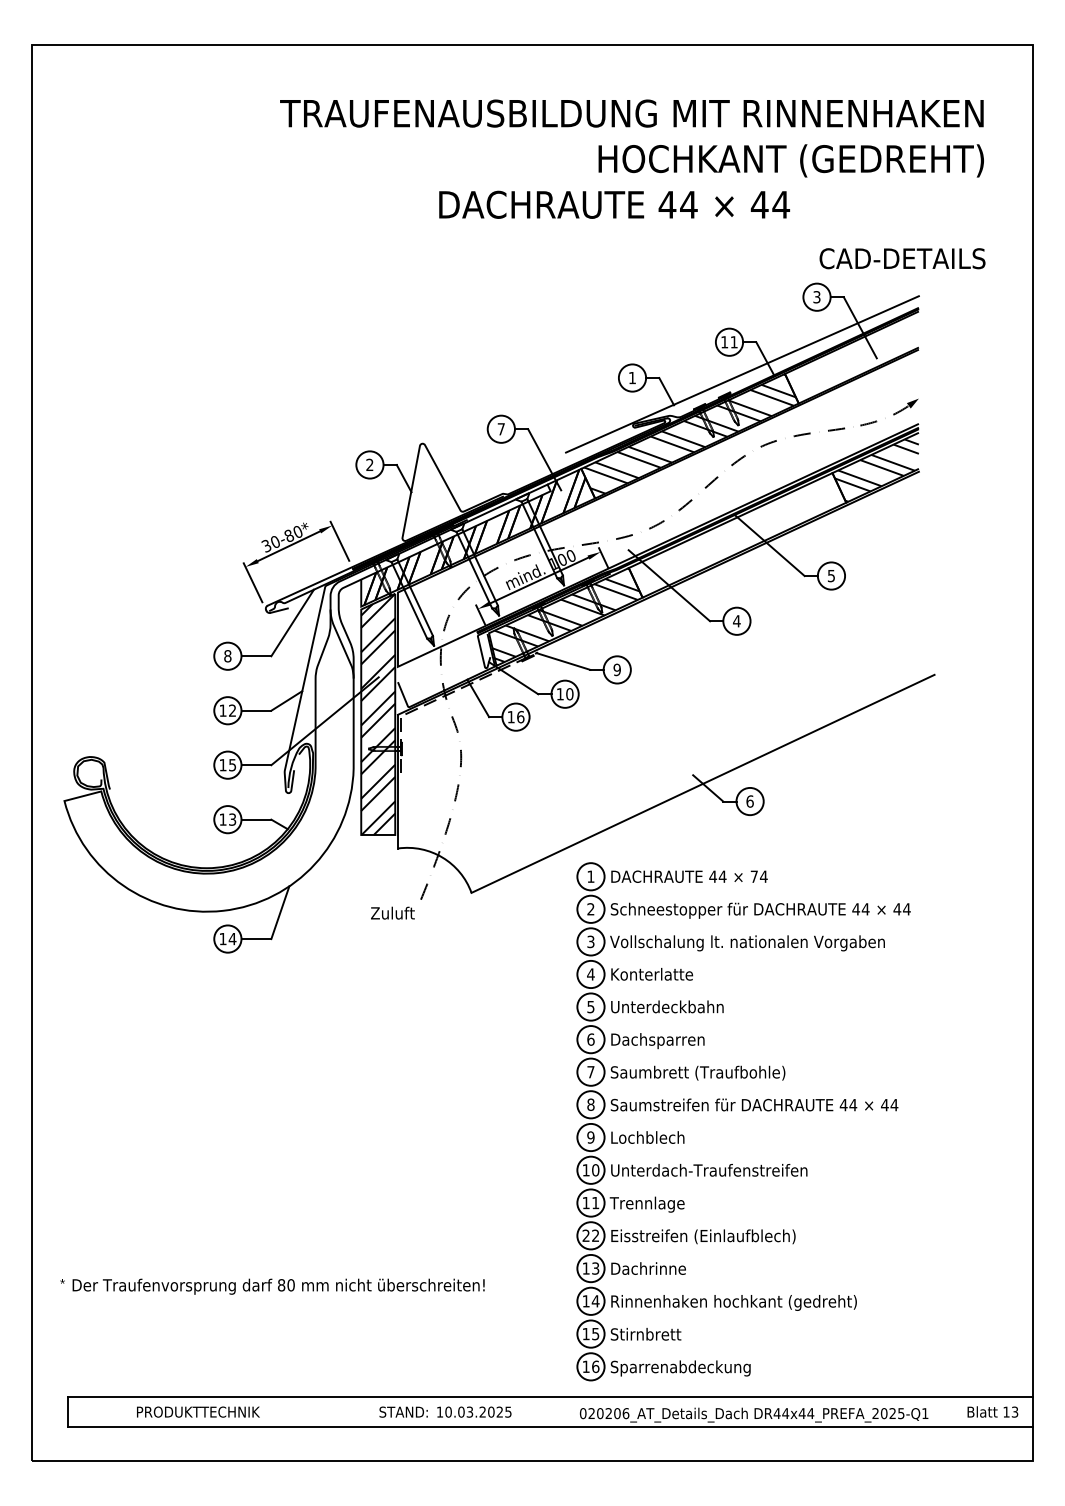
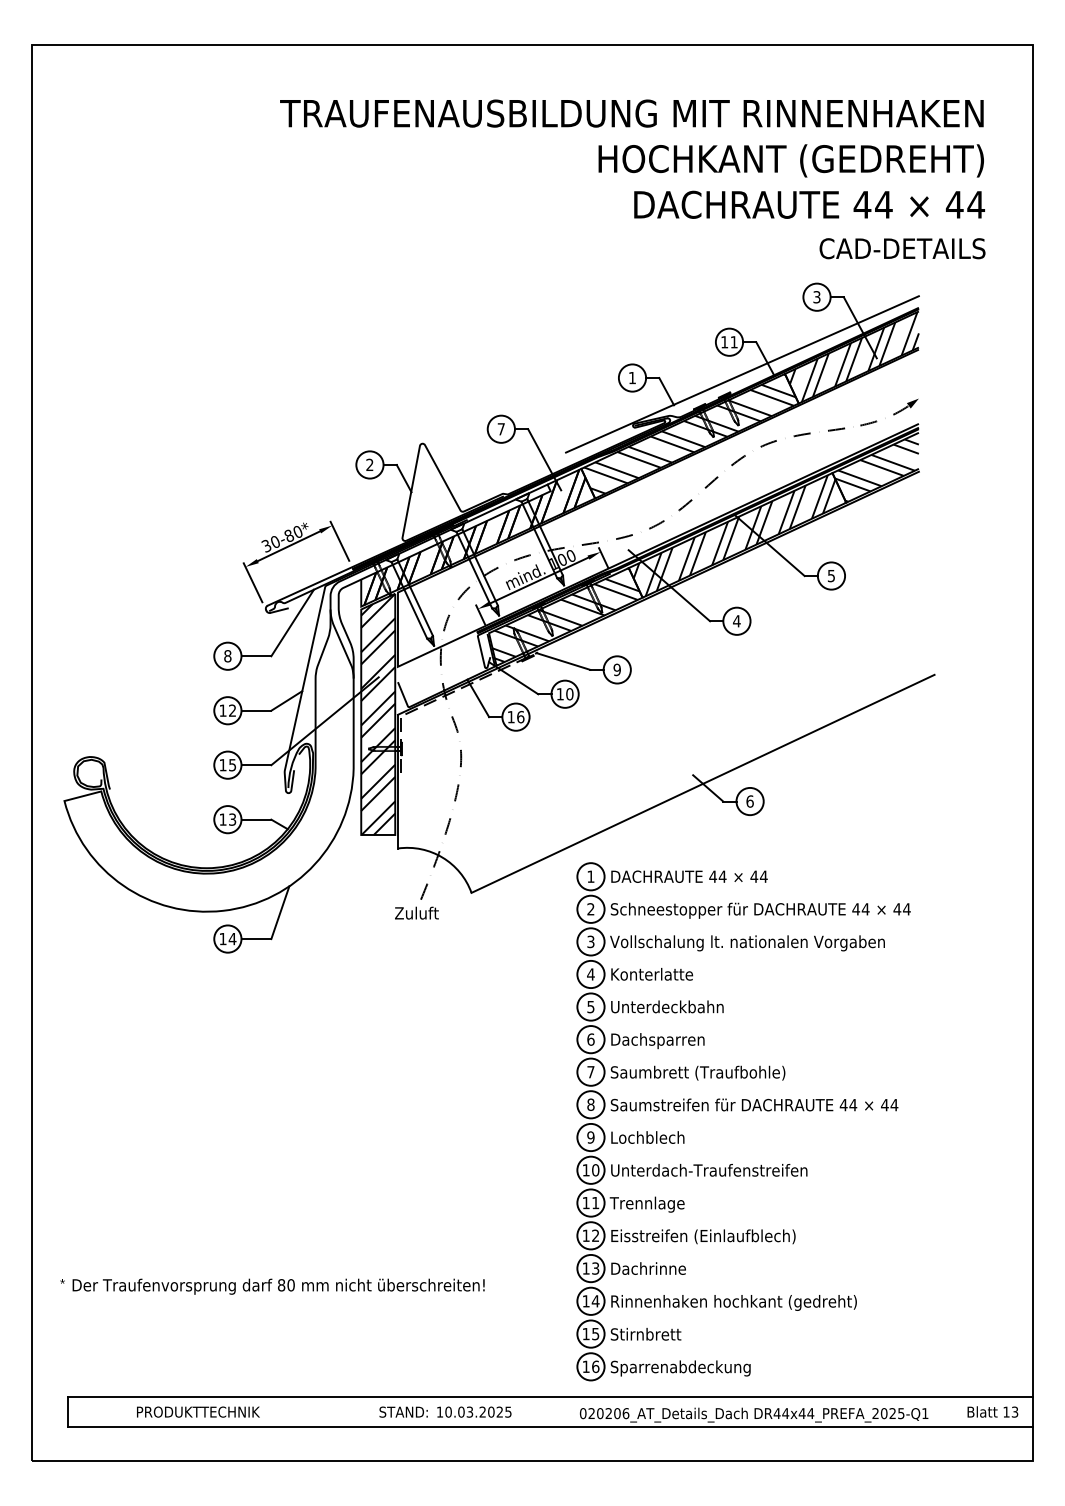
text position: (614, 204) -> (809, 204) (809, 204)
text position: (902, 258) -> (902, 248) (902, 248)
hatch: none -> present (853, 357)
hatch: none -> present (739, 535)
text: 74 -> 44 (754, 876)
text position: (392, 912) -> (416, 912) (416, 912)
text: 22 -> 12 (585, 1235)
